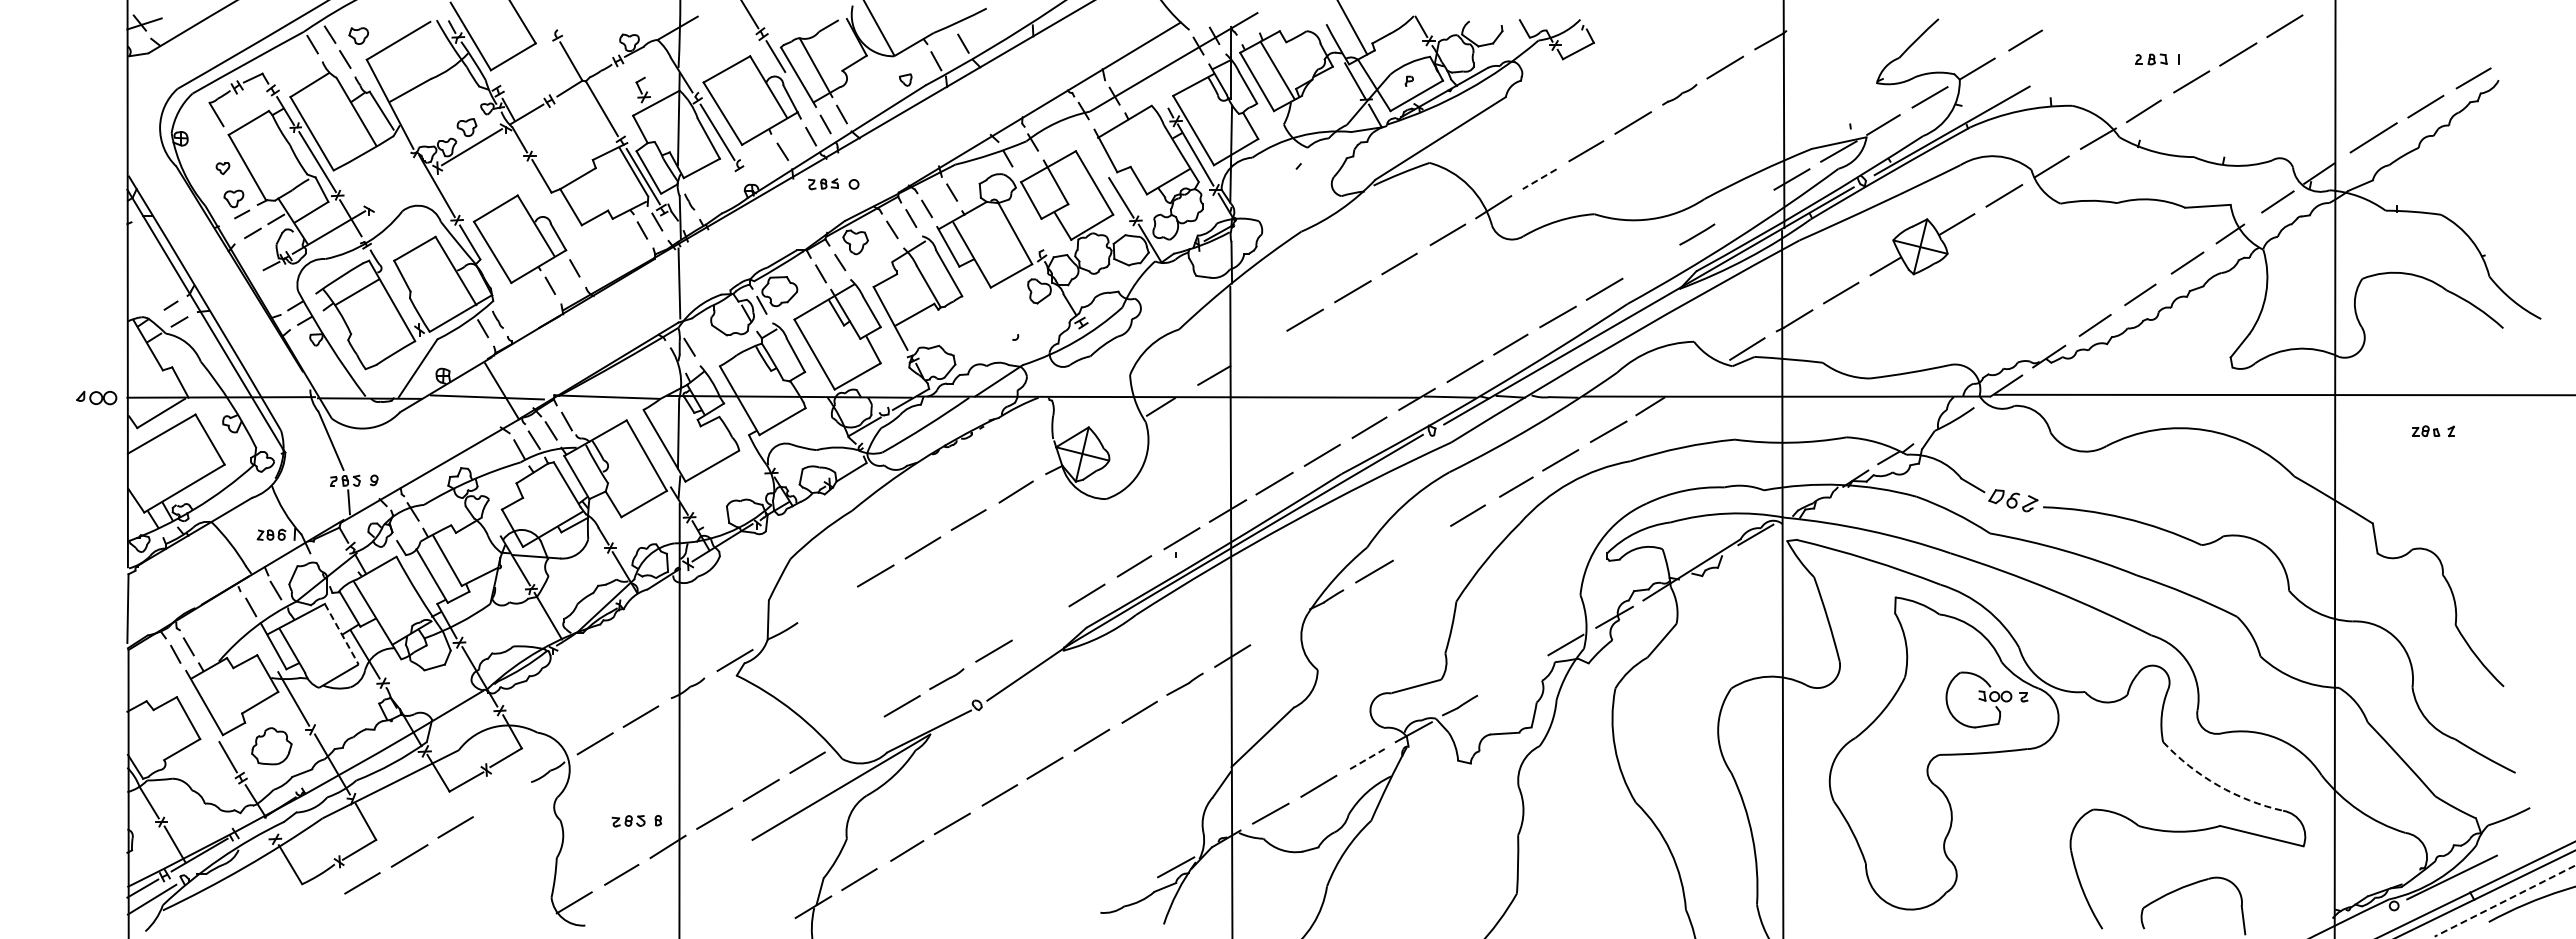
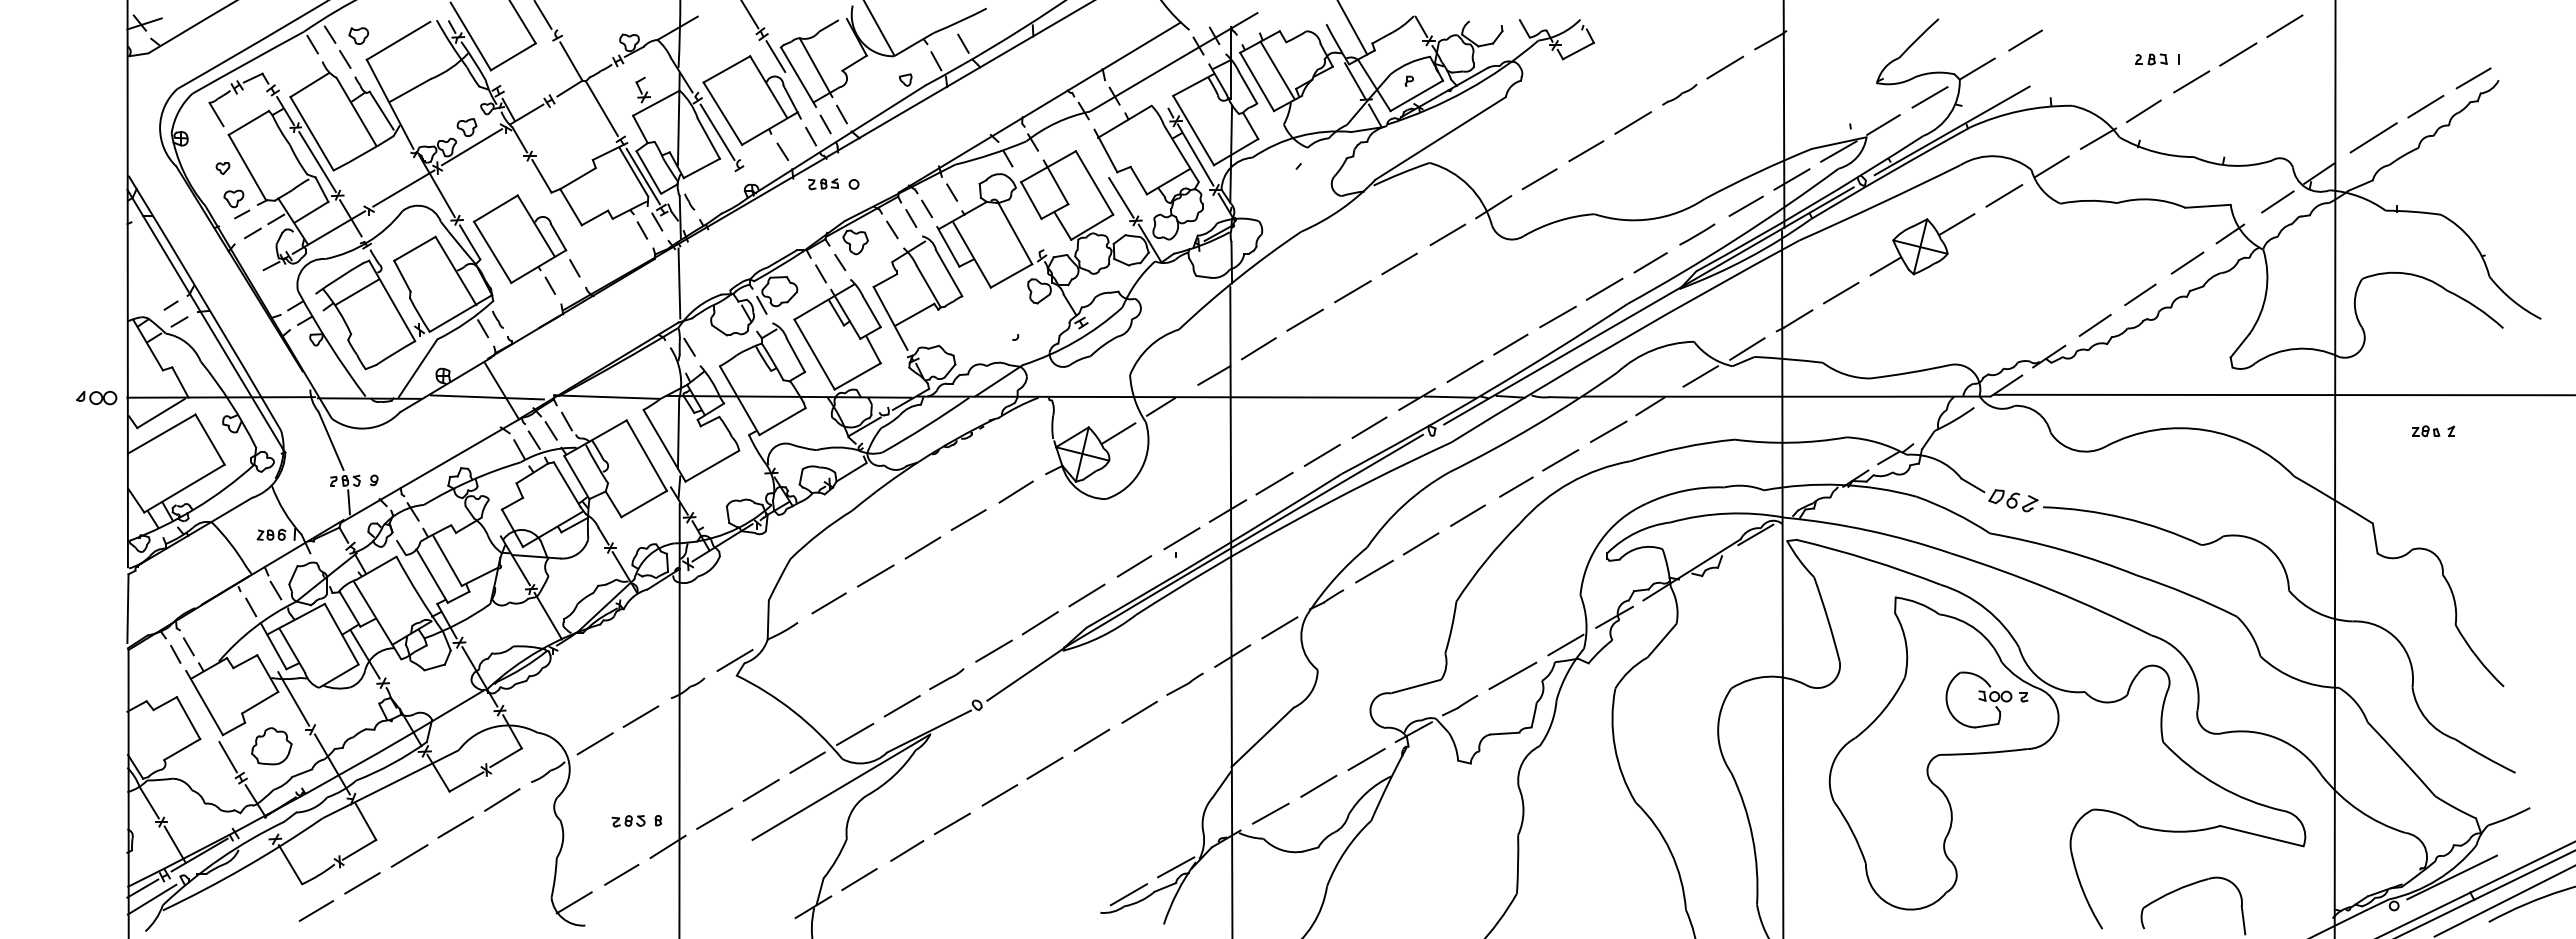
line: none -> present (543, 15)
line: dashed -> solid (1539, 179)
line: none -> present (403, 188)
line: none -> present (1745, 205)
line: none -> present (1650, 262)
line: none -> present (1258, 348)
line: none -> present (1700, 376)
line: none -> present (1118, 433)
line: none -> present (1420, 543)
line: none -> present (828, 603)
line: none -> present (1039, 623)
line: none -> present (1279, 627)
line: dashed -> solid (341, 634)
line: none -> present (1512, 675)
line: none -> present (855, 733)
line: dashed -> solid (1366, 759)
arc: dashed -> solid (2217, 785)
line: none -> present (502, 799)
line: none -> present (1128, 894)
line: dashed -> solid (2505, 901)
line: none -> present (316, 910)
